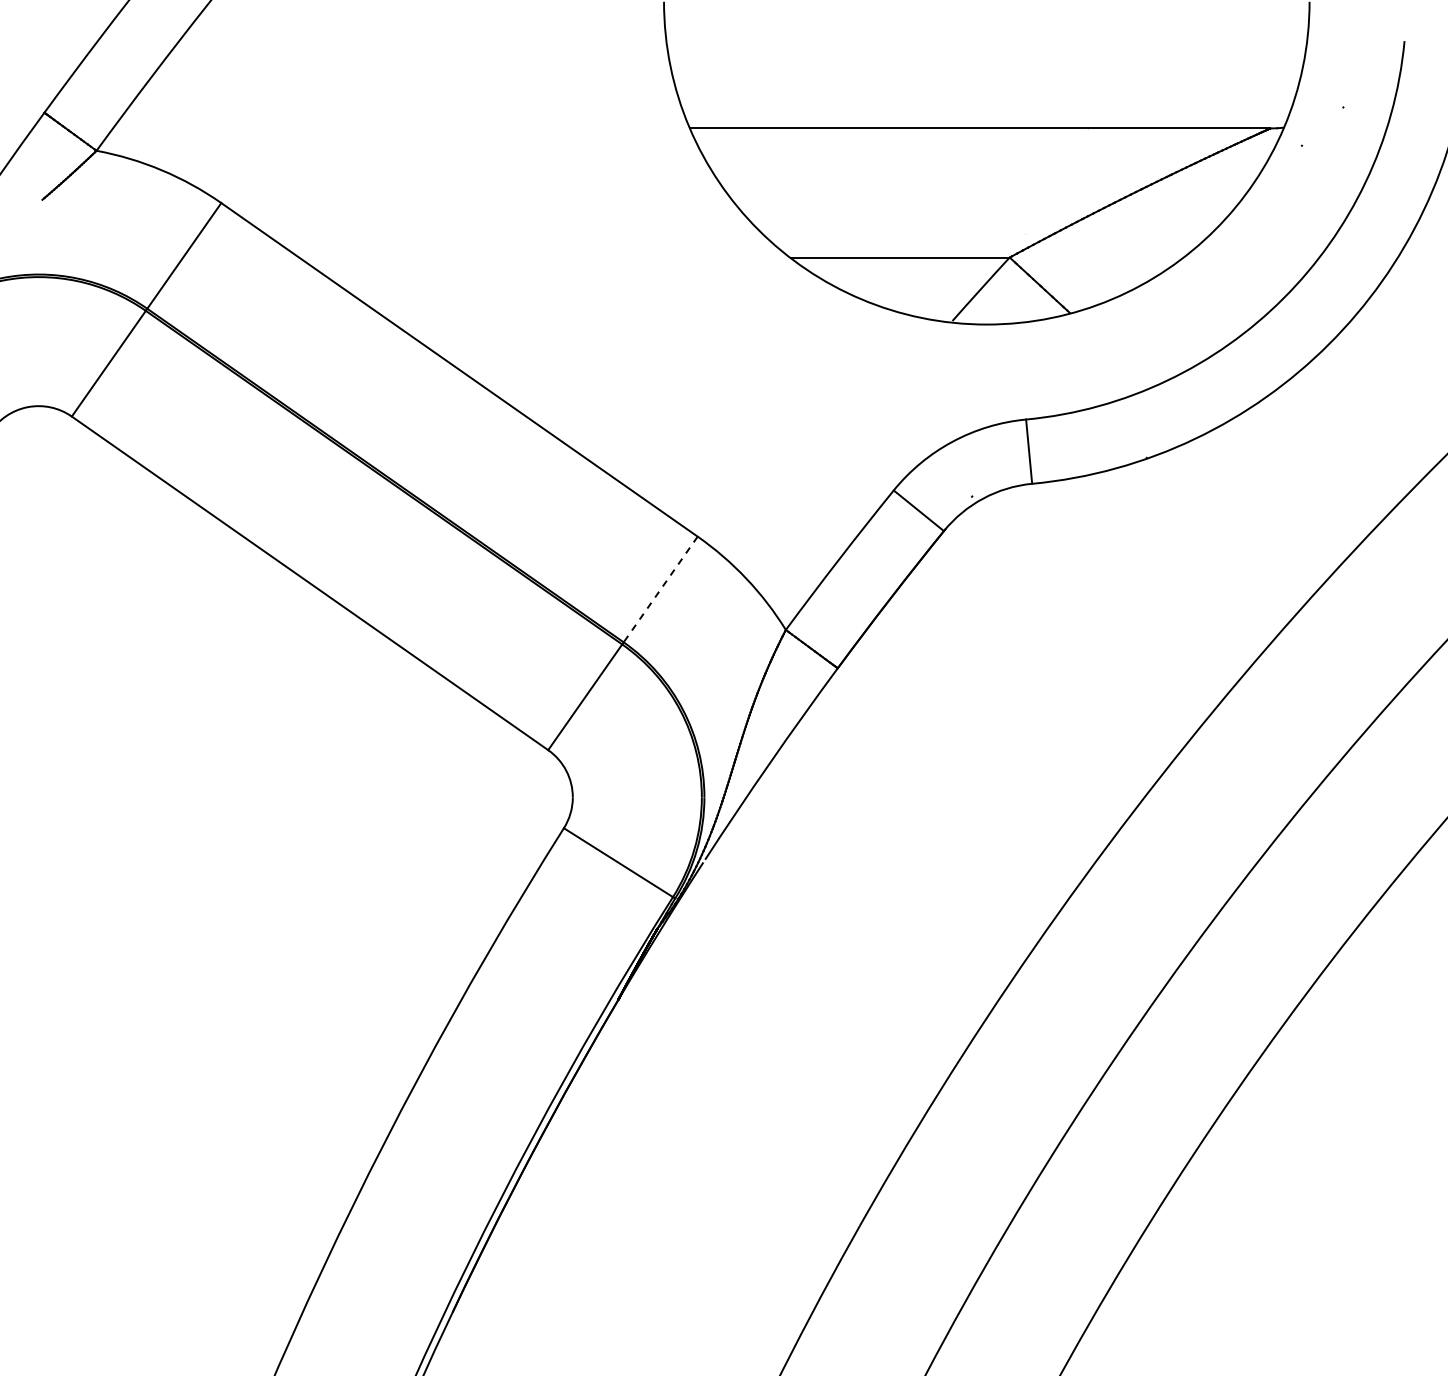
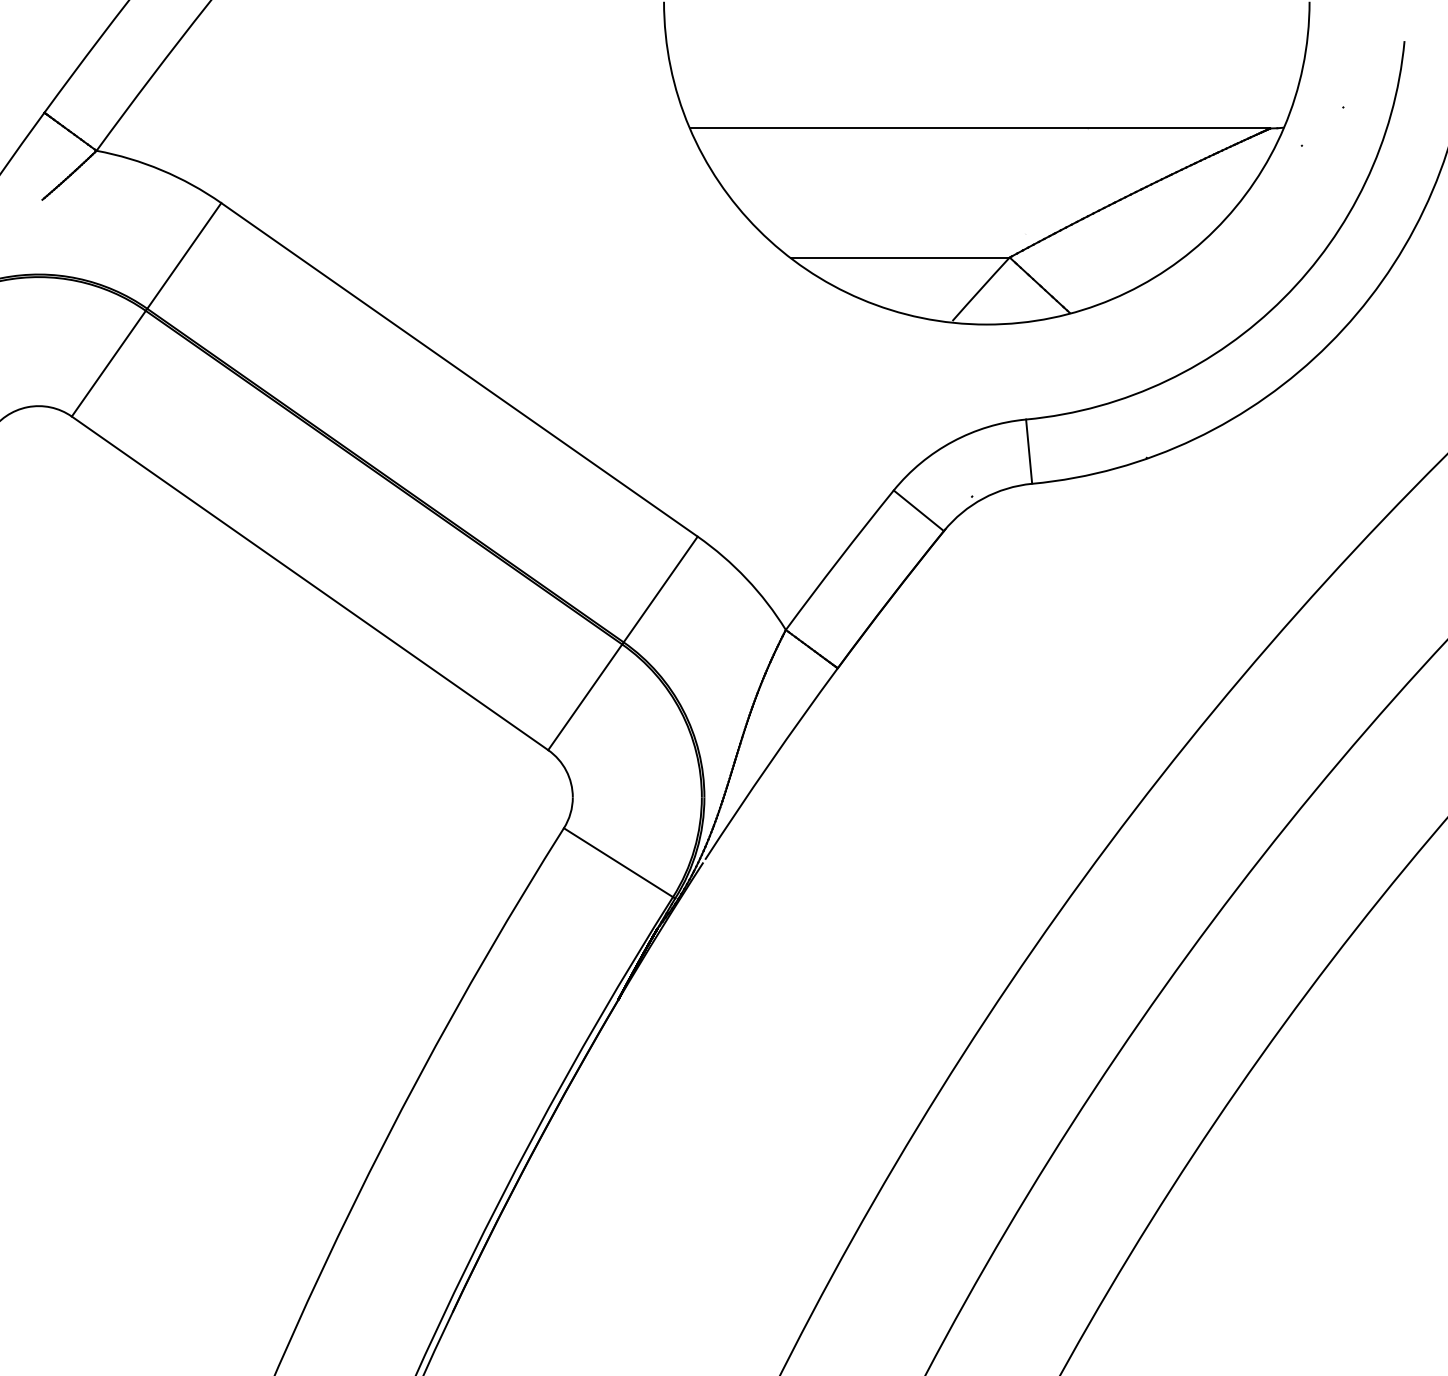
line: dashed -> solid (660, 589)
